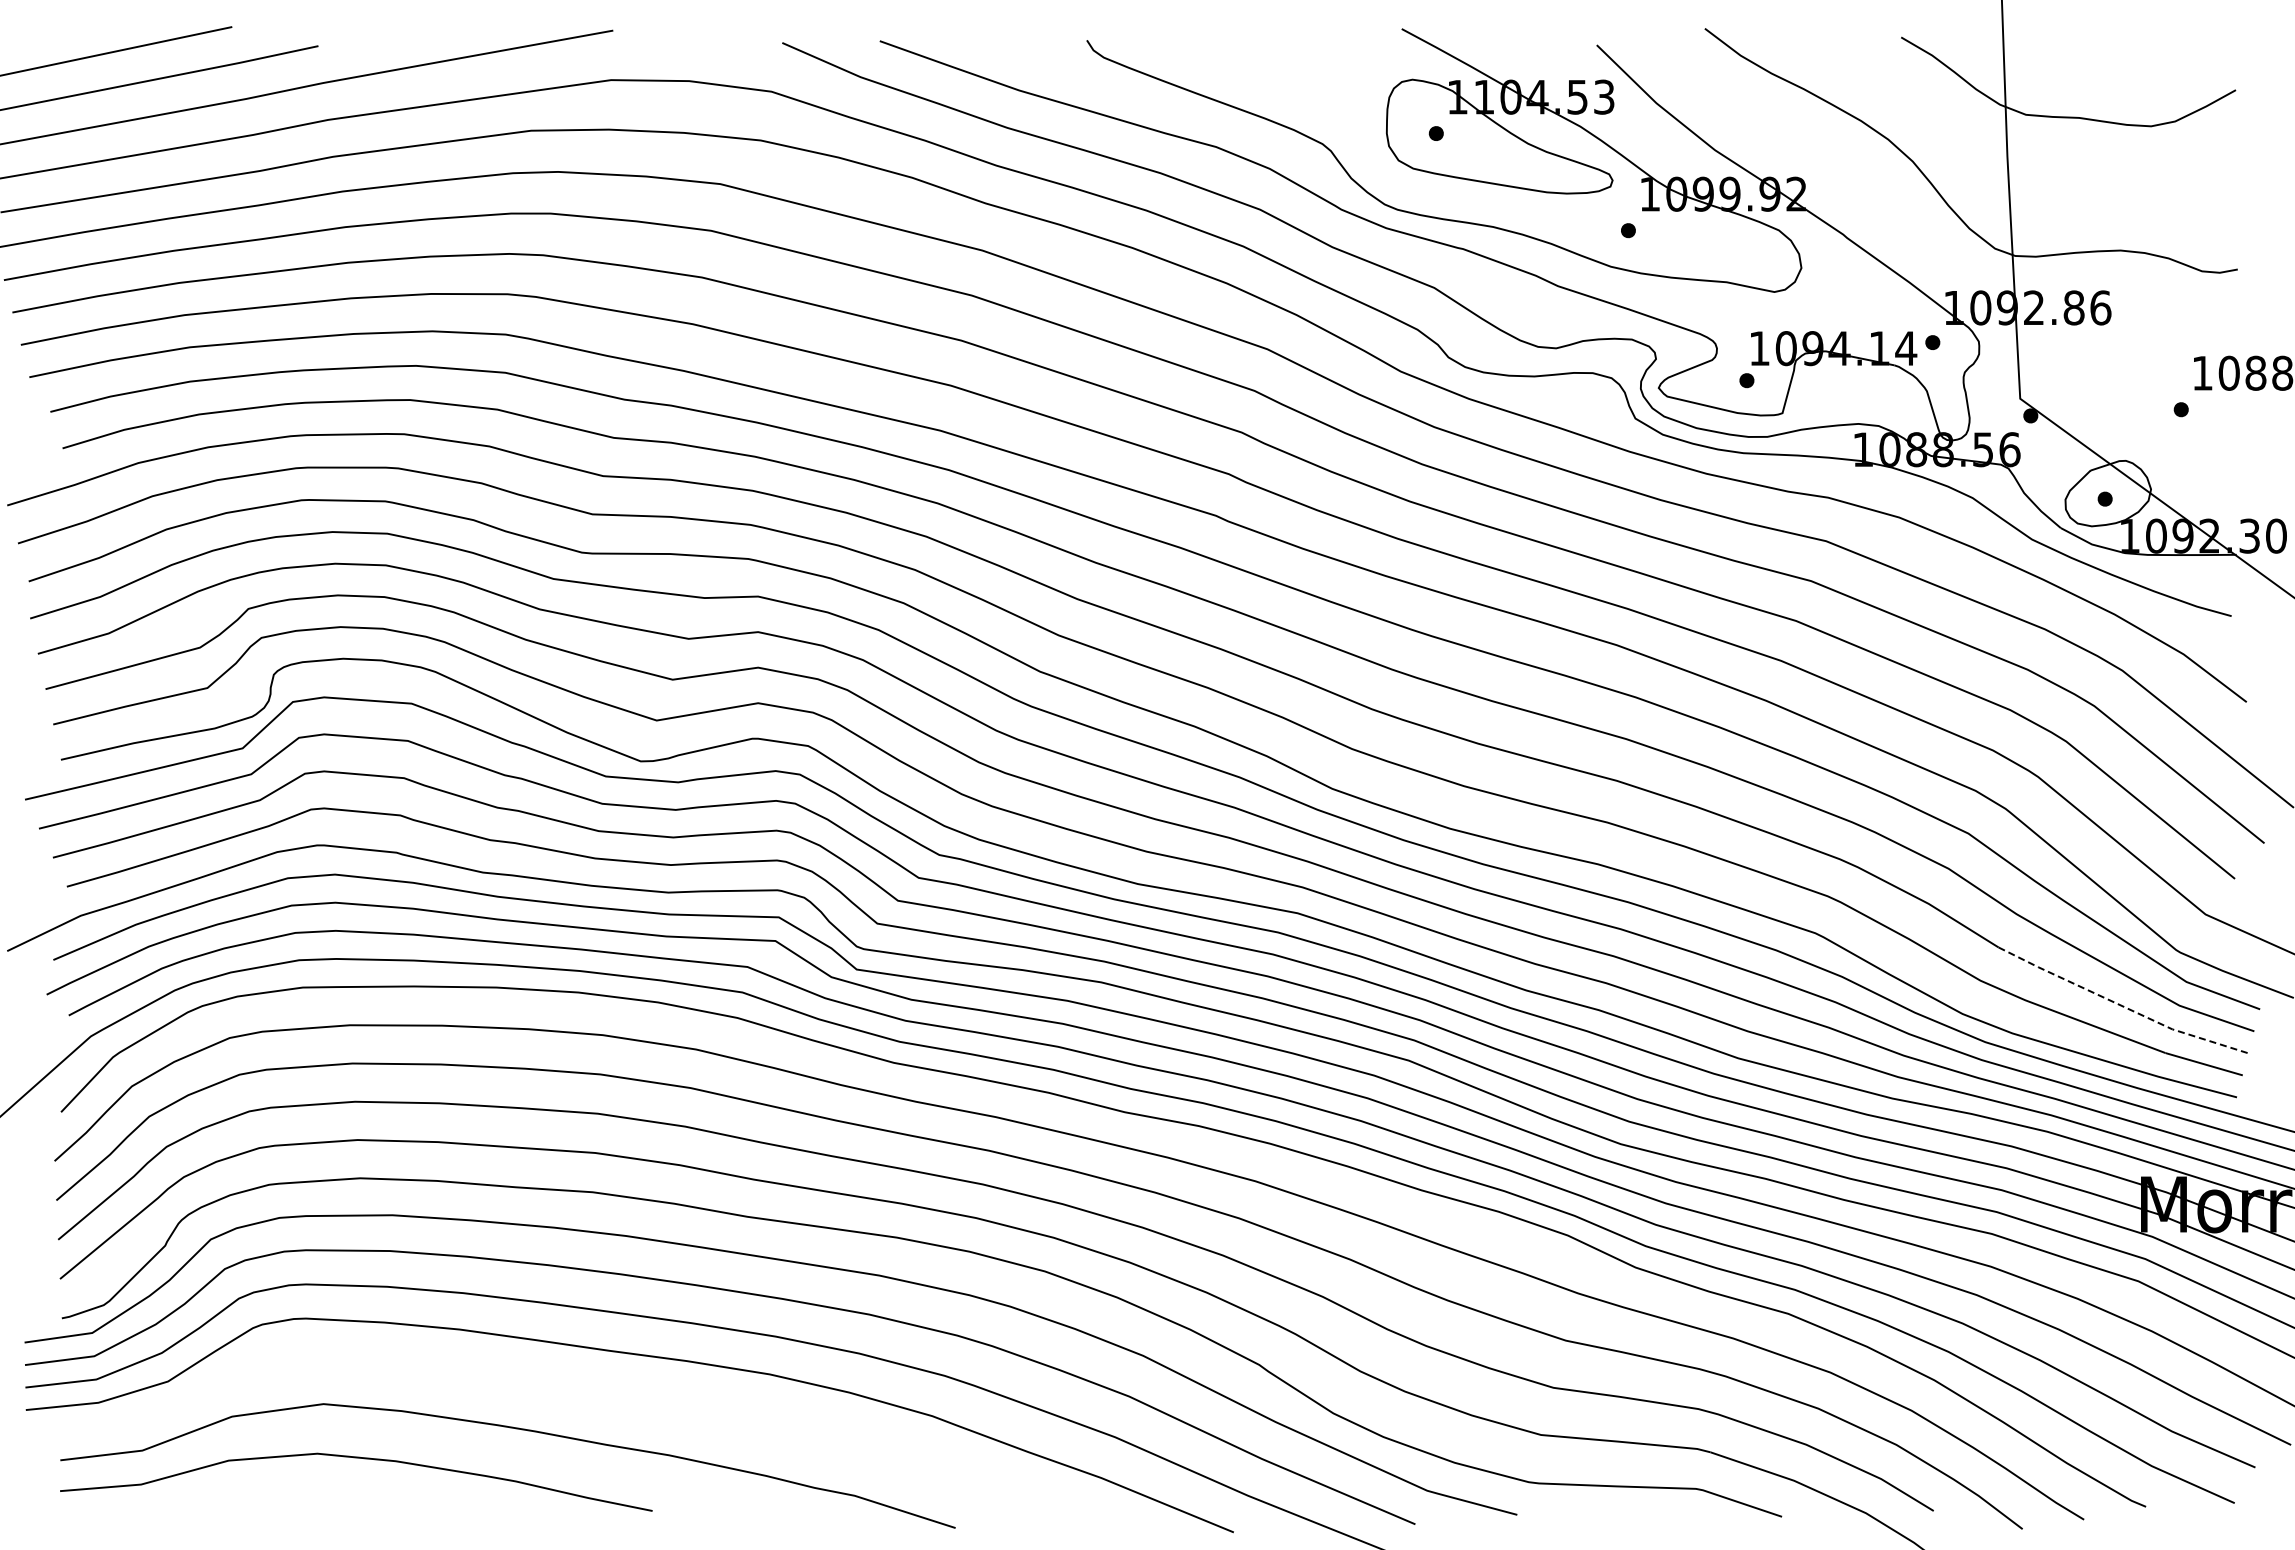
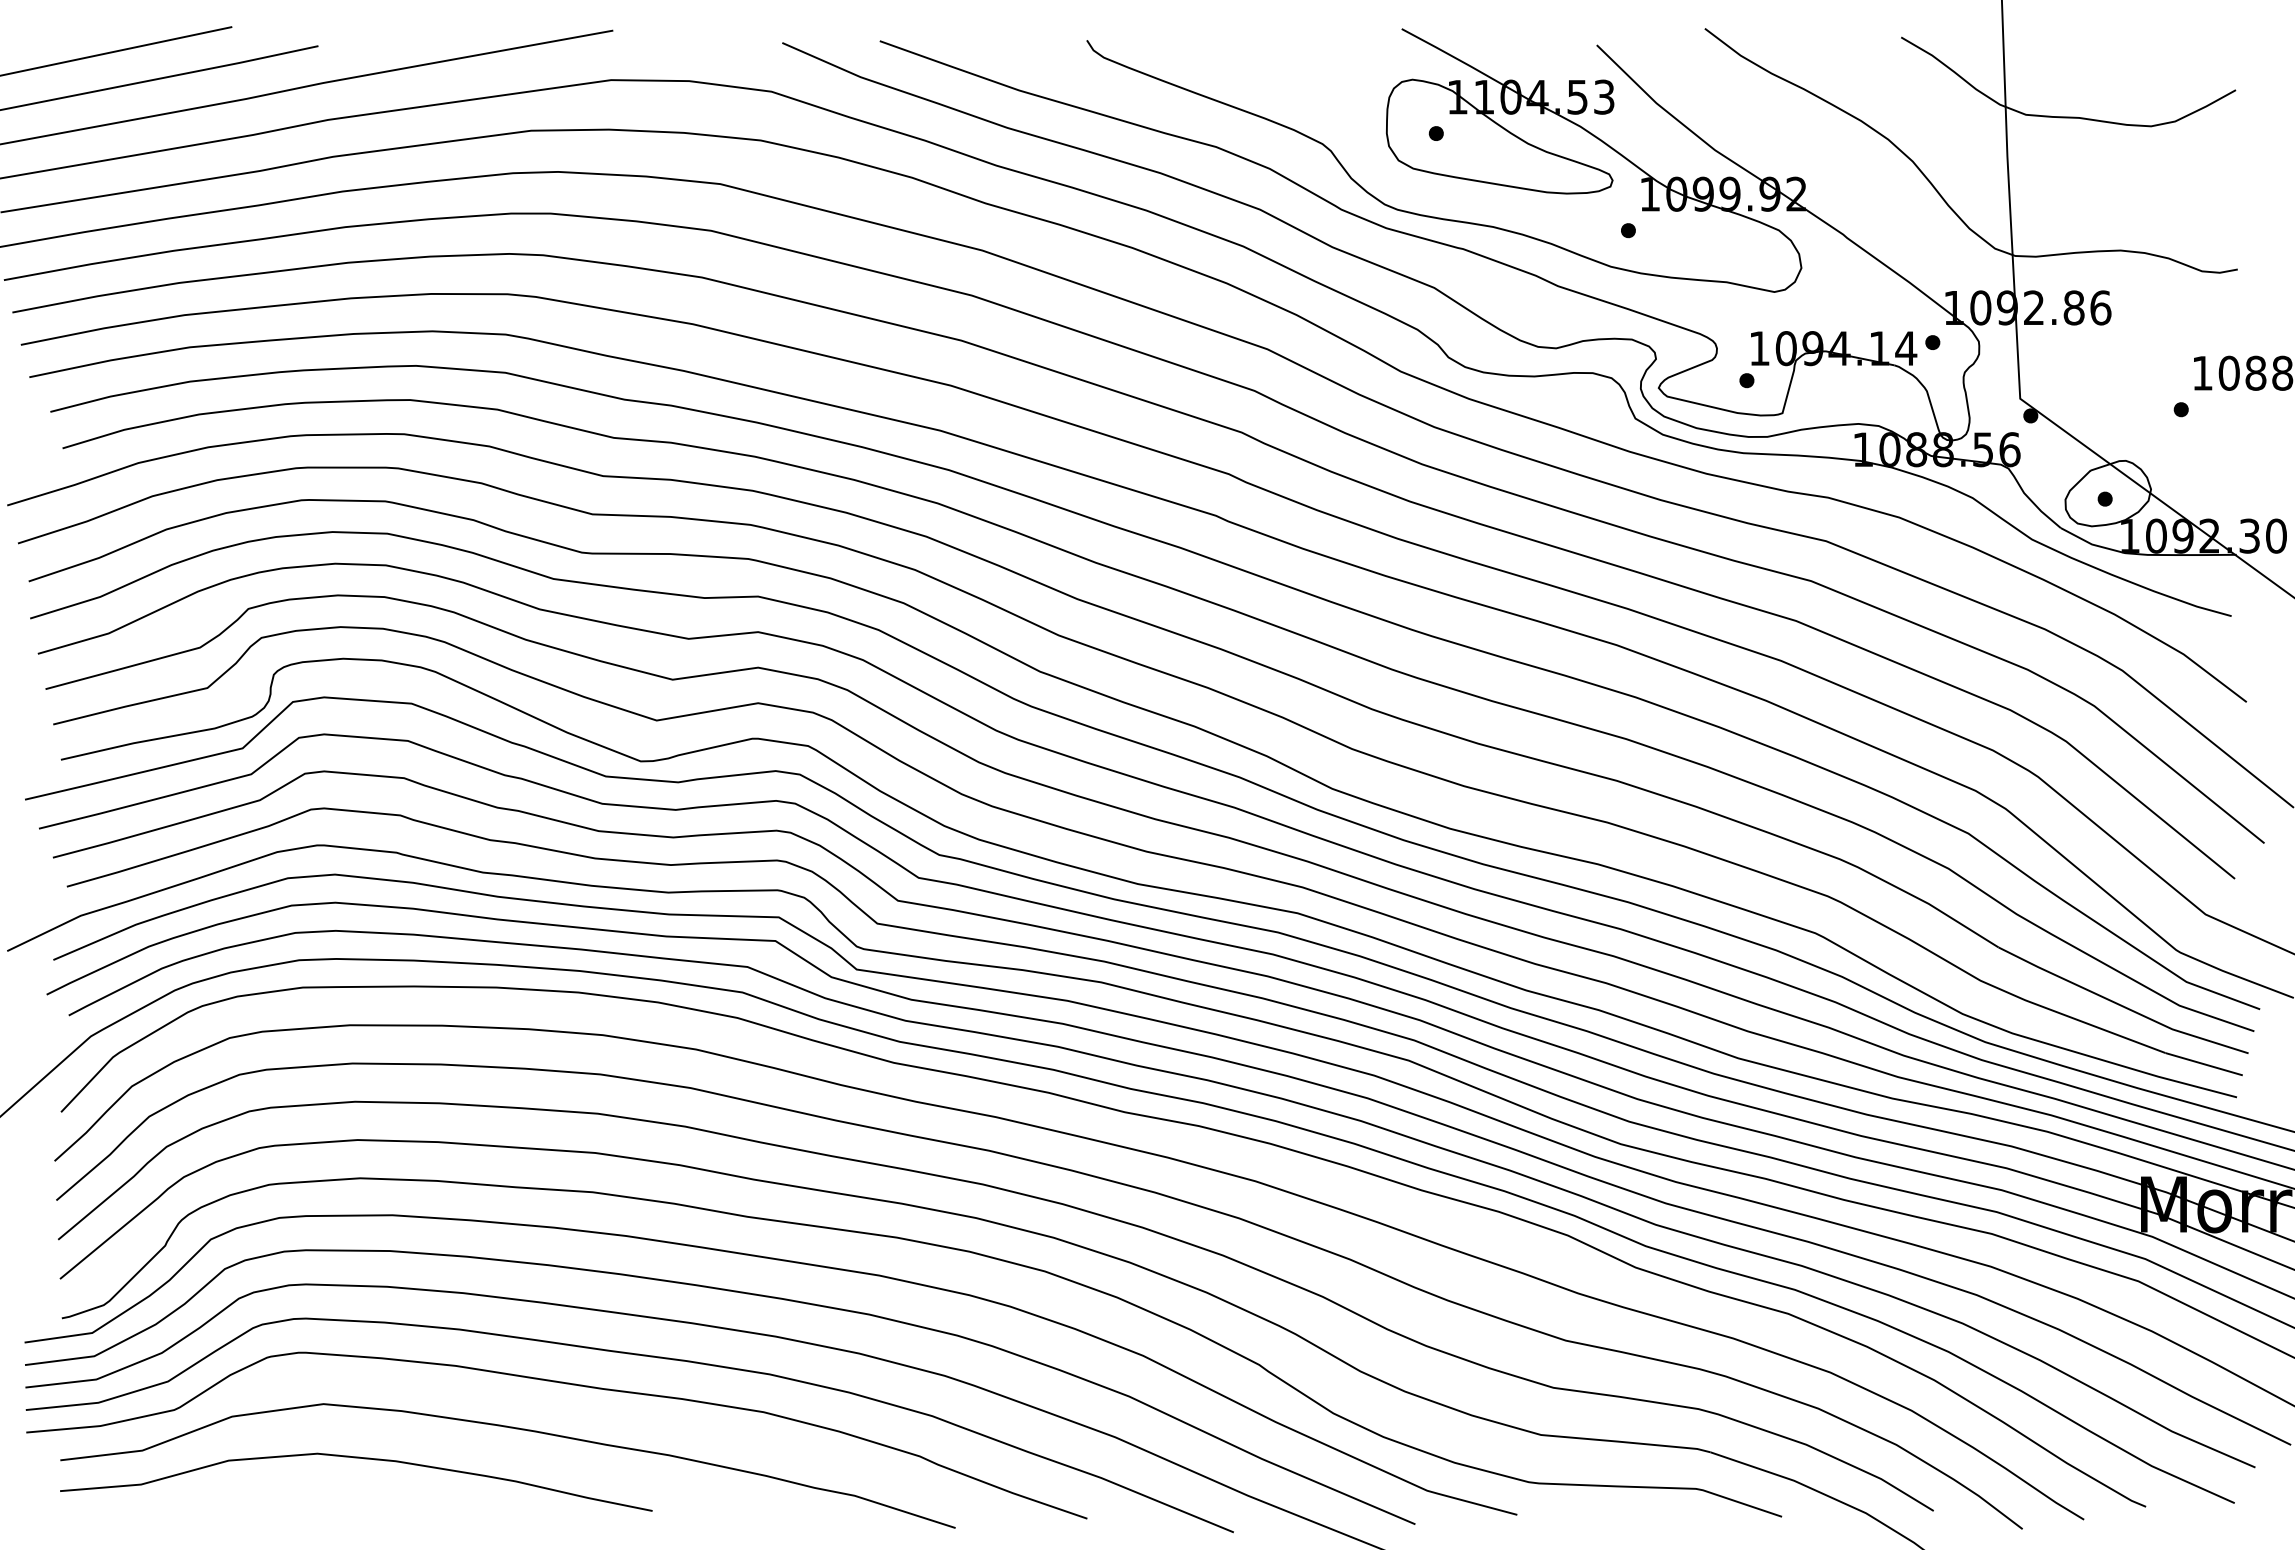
line: dashed -> solid (2121, 1005)
curve: none -> present (566, 1384)
